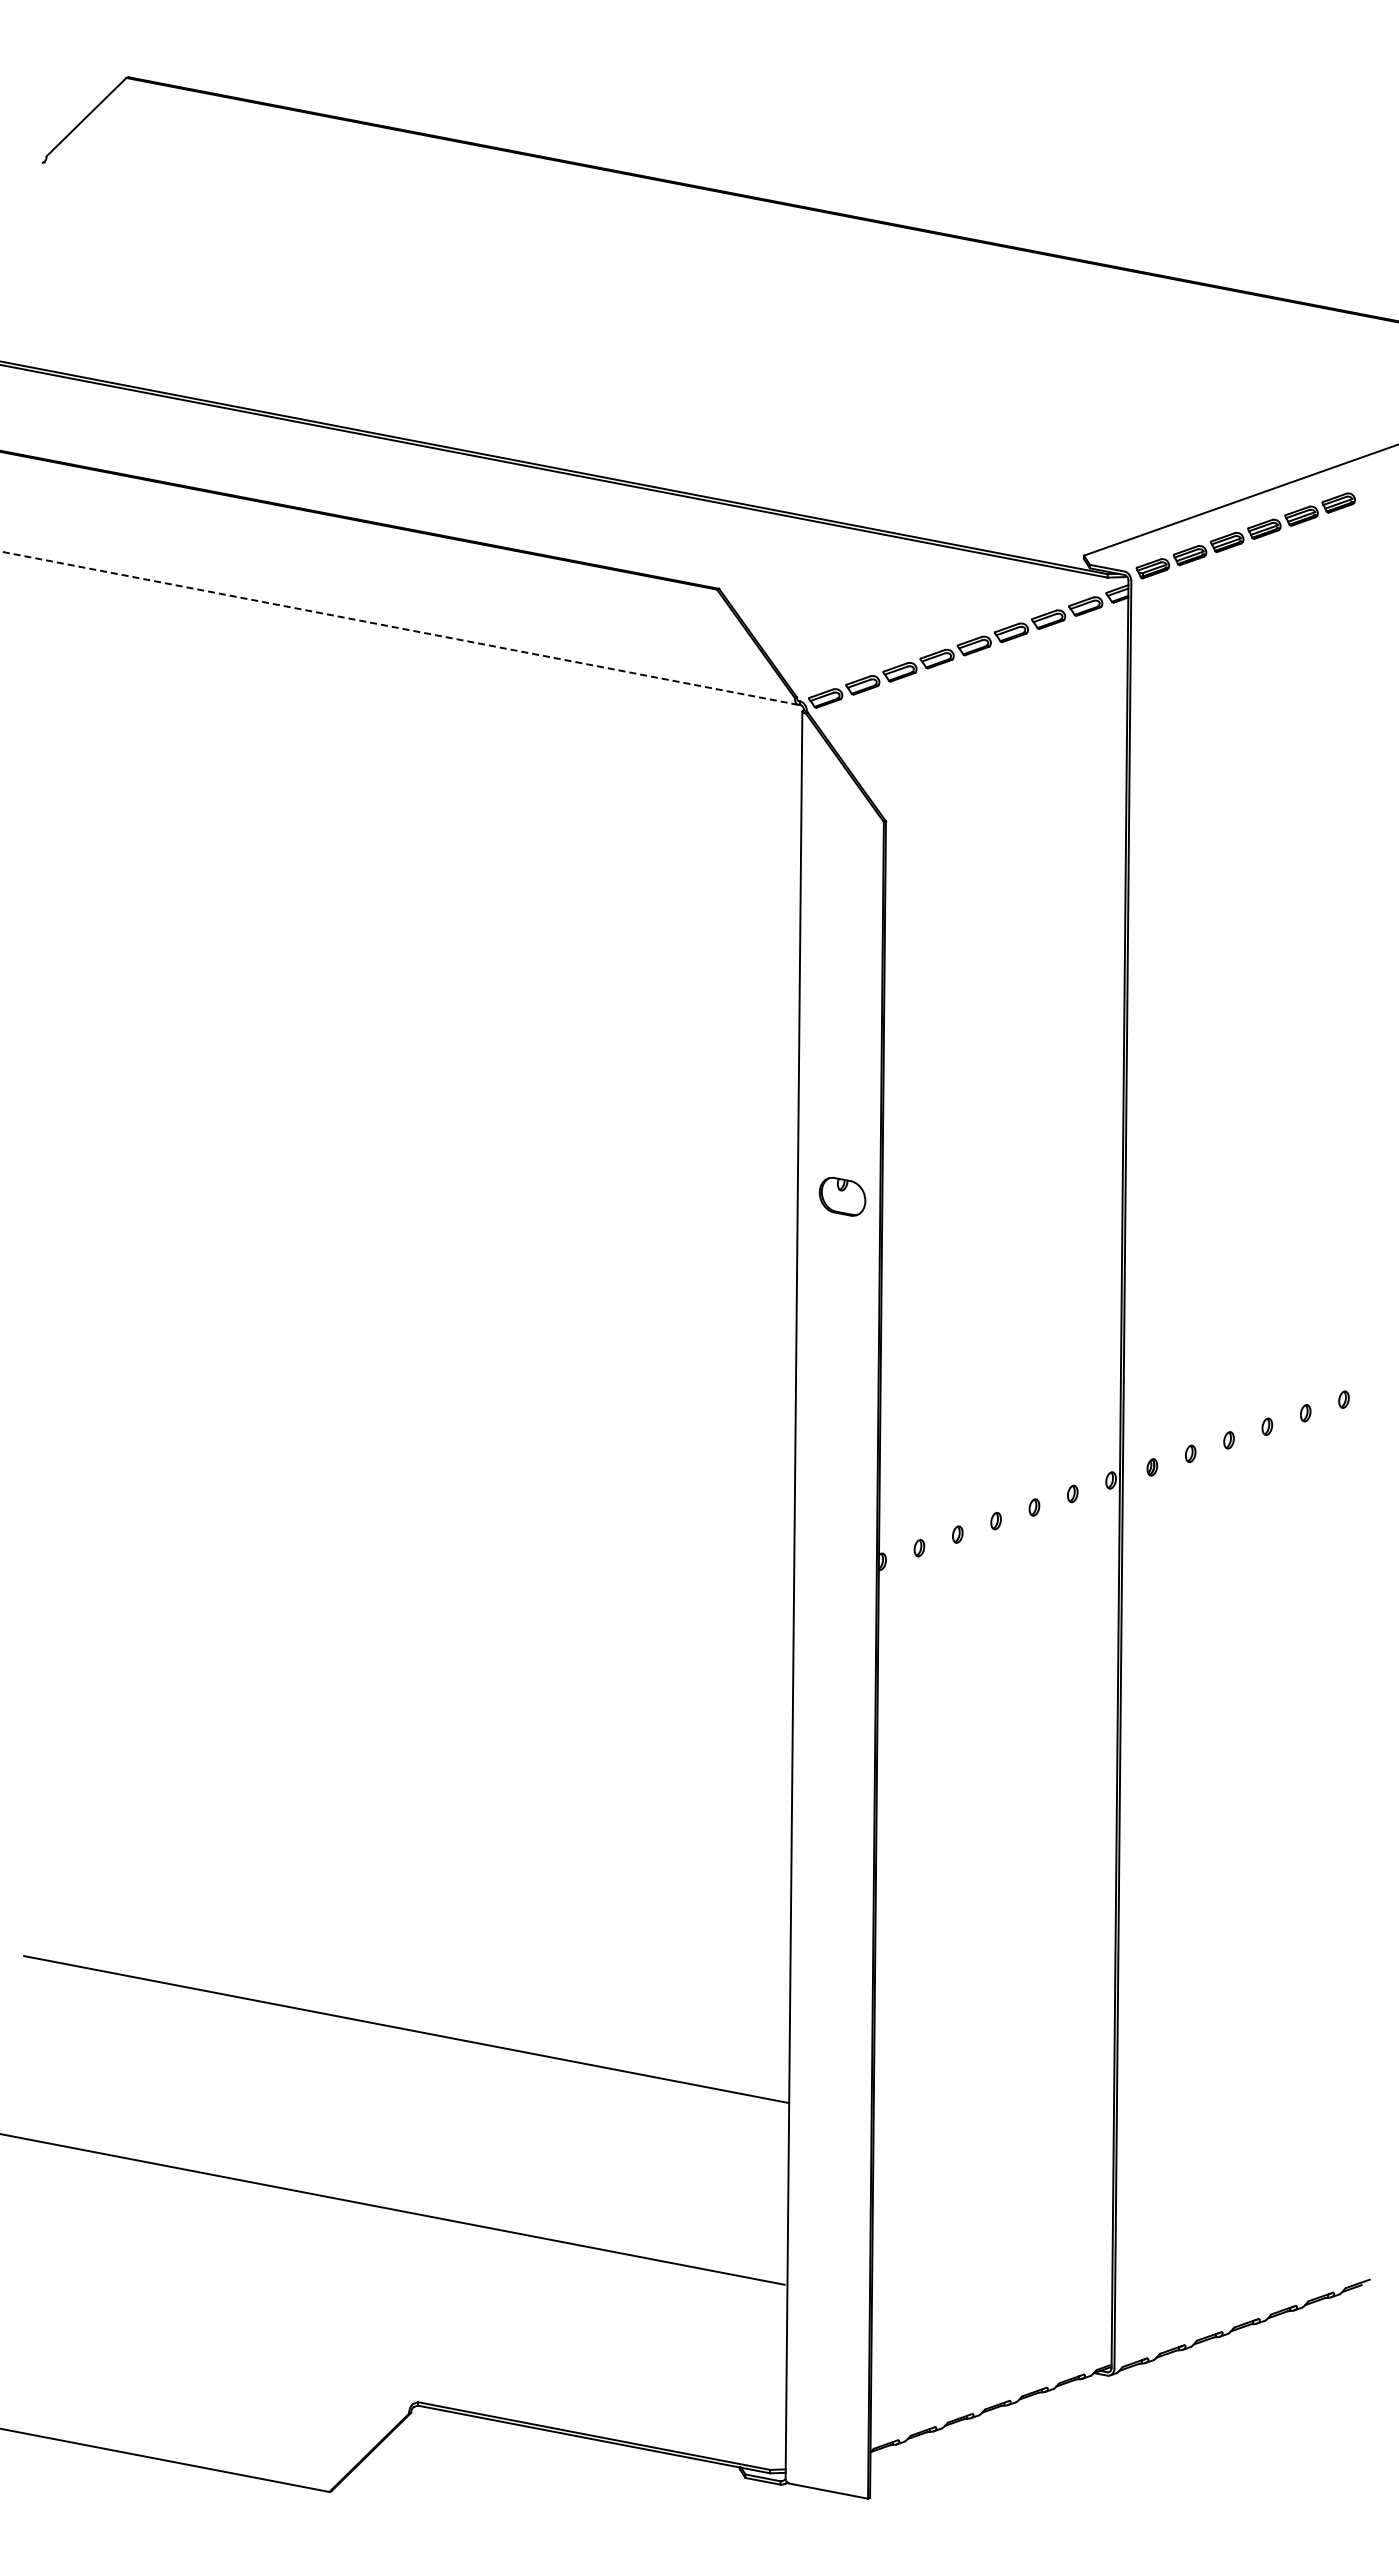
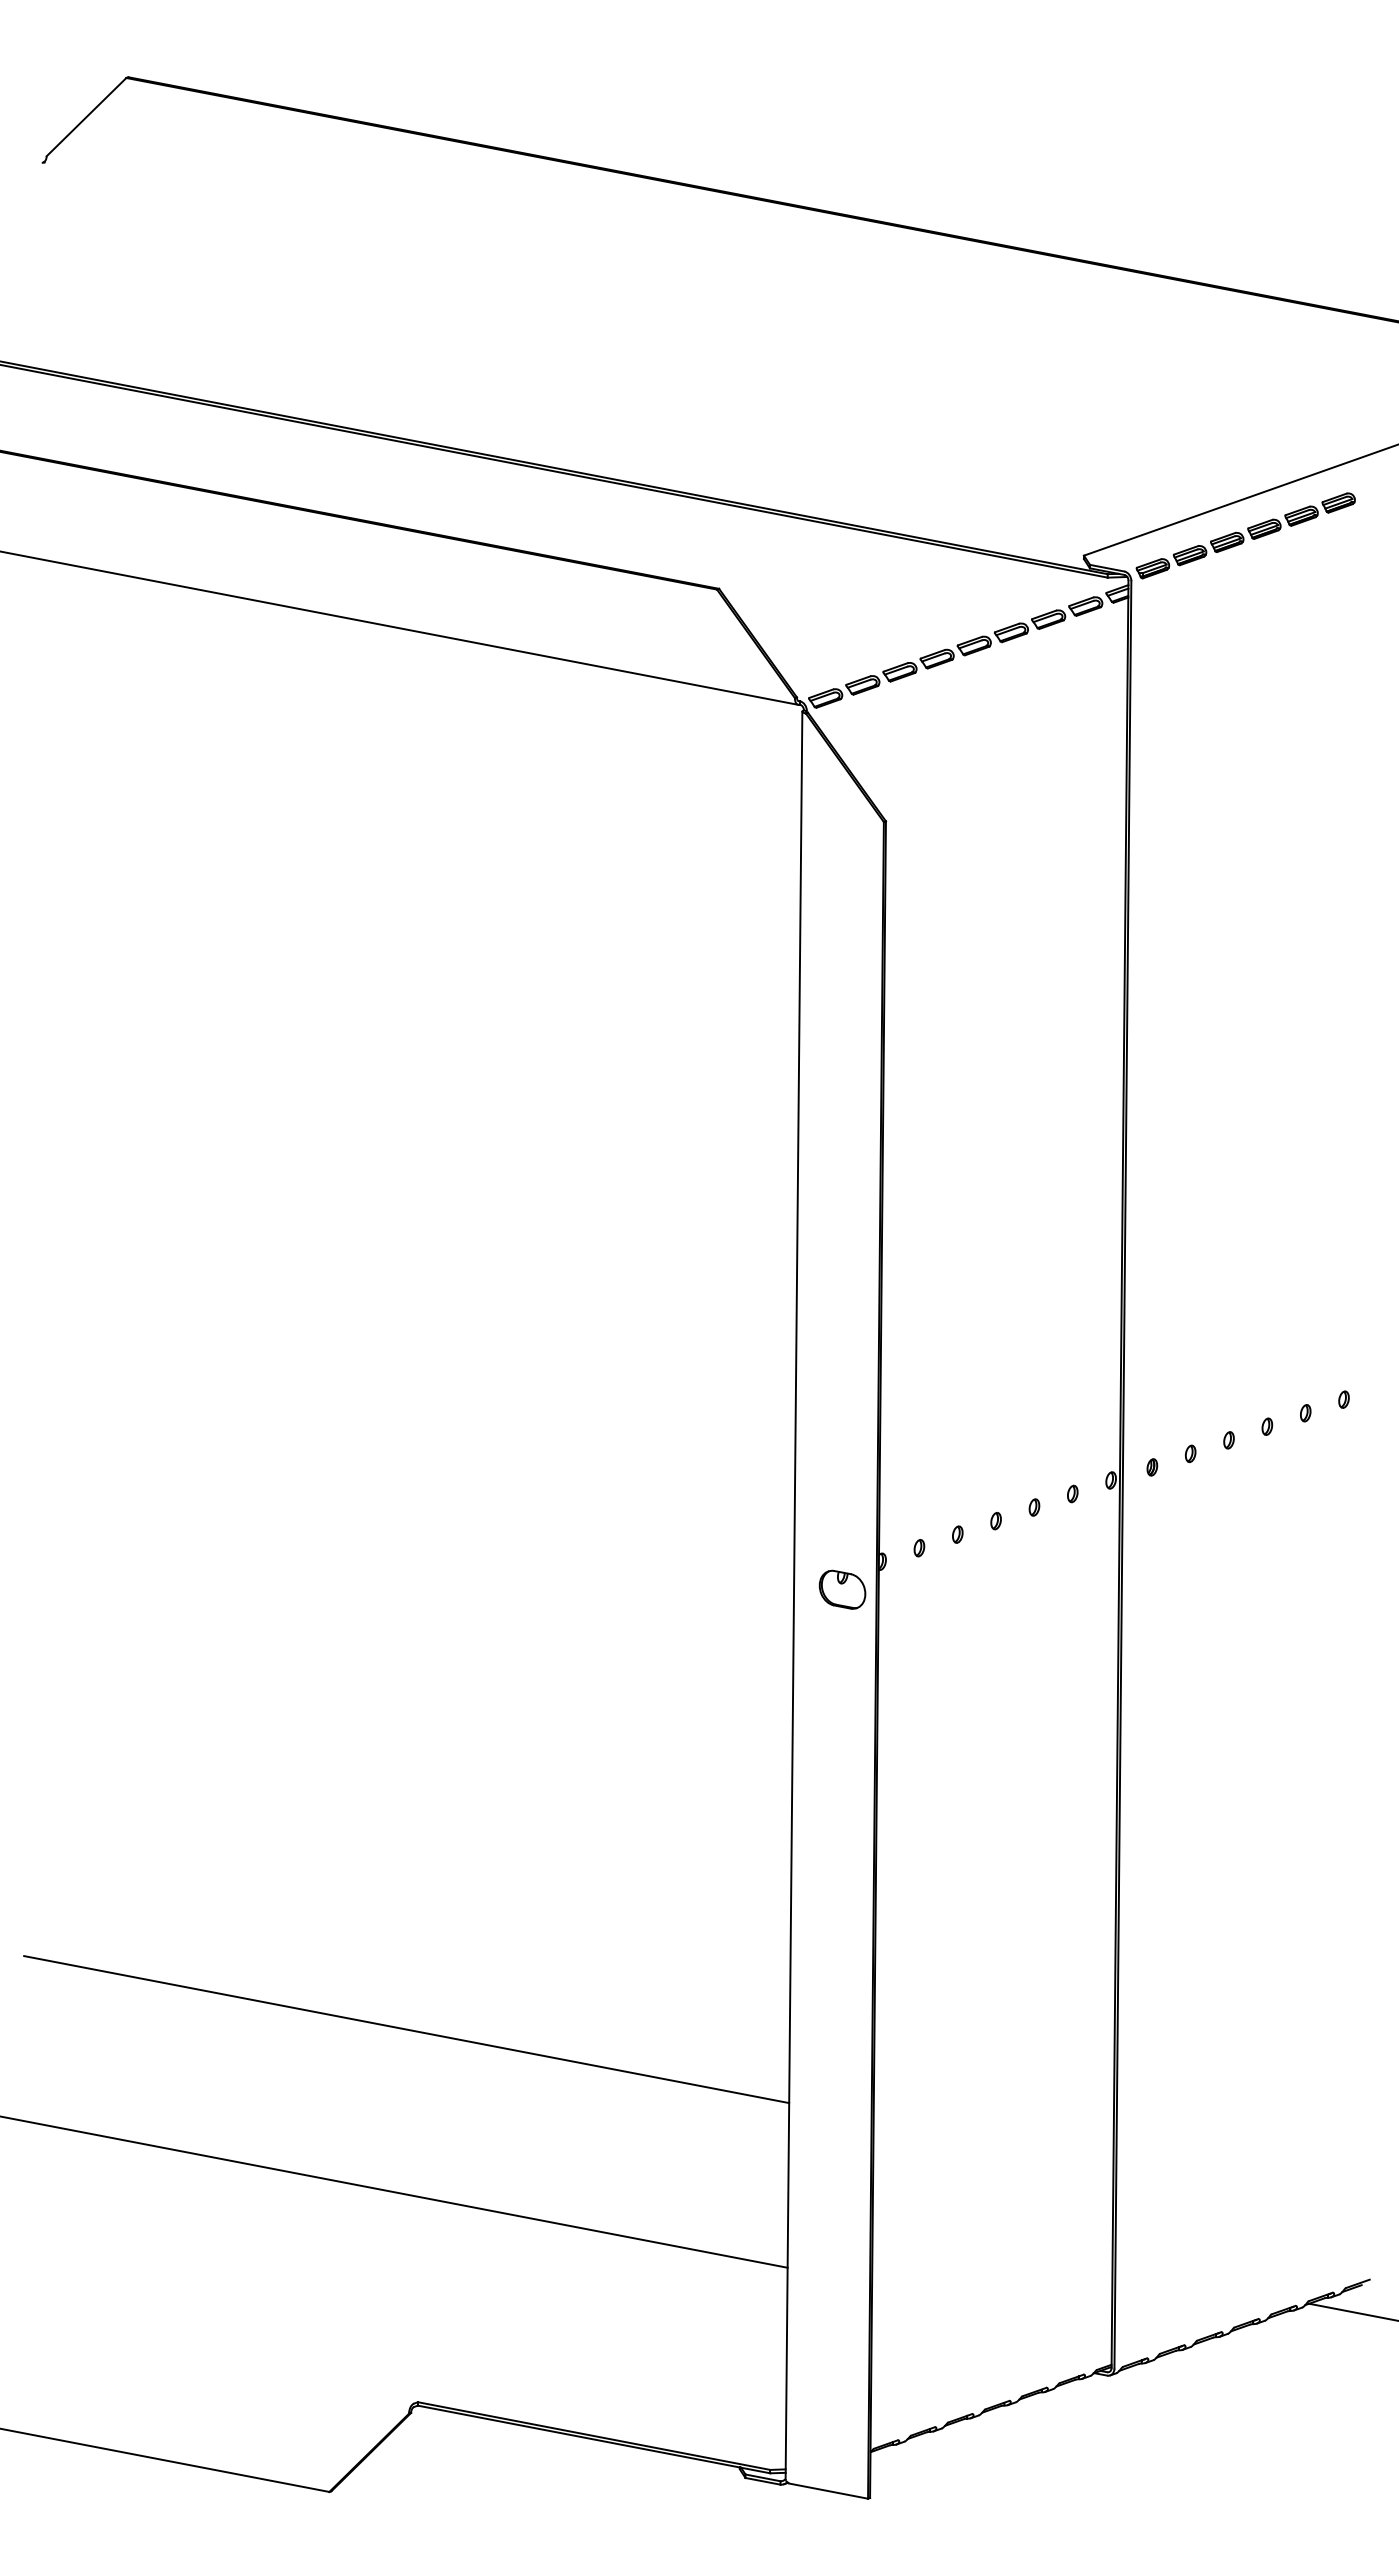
line: dashed -> solid (398, 628)
part position: (842, 1196) -> (842, 1589) (842, 1589)
line position: (393, 2209) -> (394, 2191) (394, 2191)
line: none -> present (1352, 2311)
